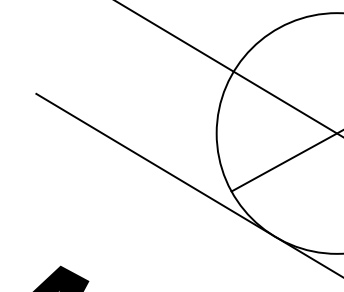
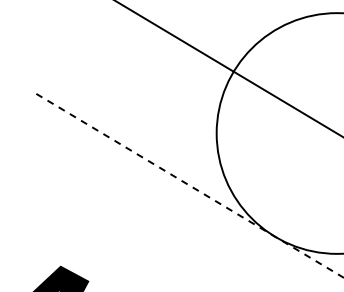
line: present -> none (285, 161)
line: solid -> dashed (190, 186)
